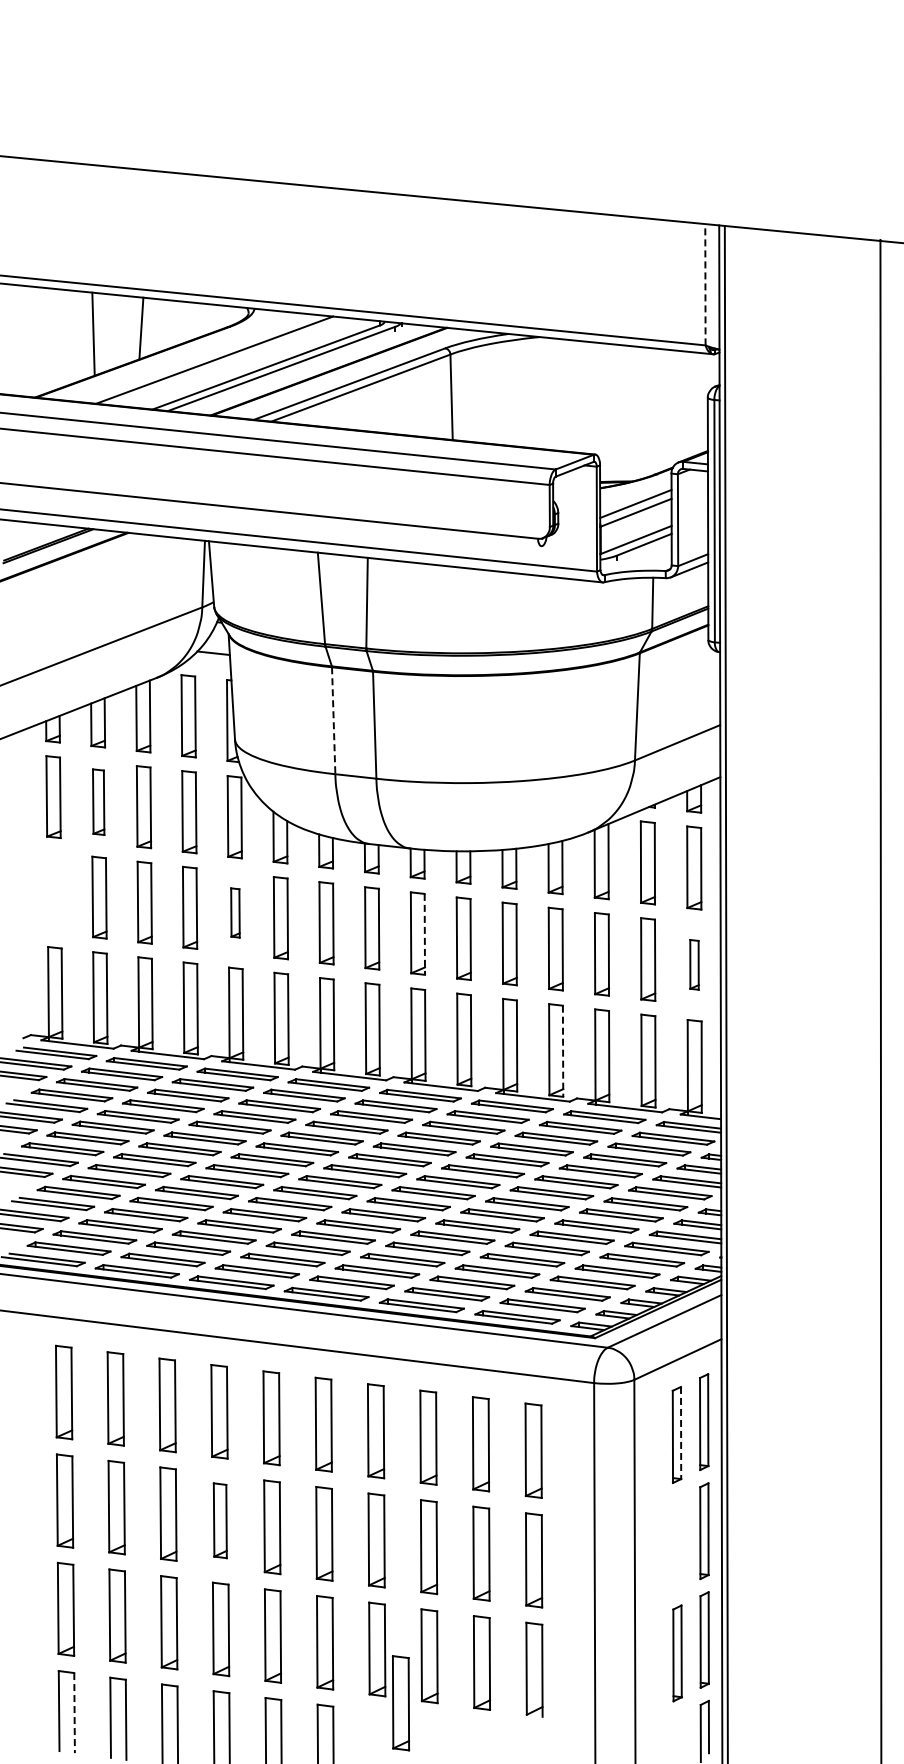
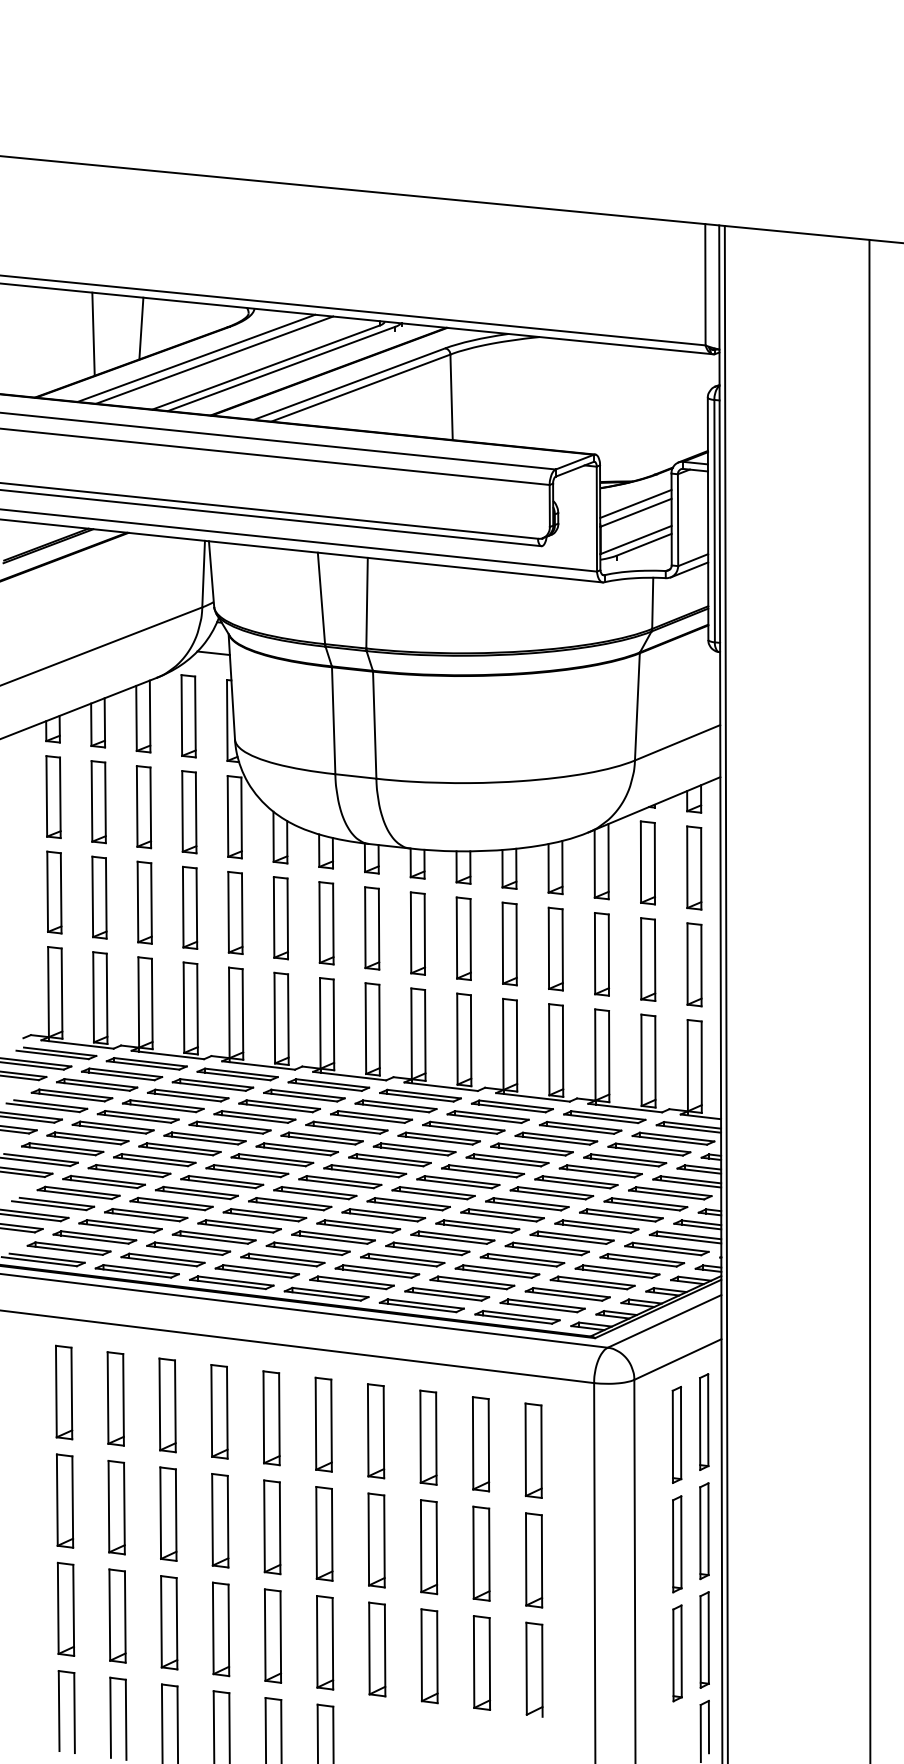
line: dashed -> solid (705, 284)
line: none -> present (196, 357)
line: none -> present (271, 518)
line: dashed -> solid (333, 721)
part size: 14x68 px -> 17x85 px (98, 802)
part: none -> present (54, 892)
part size: 11x52 px -> 17x84 px (235, 912)
line: dashed -> solid (424, 934)
part size: 11x52 px -> 17x86 px (694, 964)
line position: (880, 999) -> (869, 999) (869, 999)
line: dashed -> solid (563, 1051)
line: dashed -> solid (681, 1433)
part size: 16x78 px -> 19x96 px (220, 1520)
part: none -> present (677, 1544)
part: present -> none (401, 1703)
line: dashed -> solid (74, 1713)
